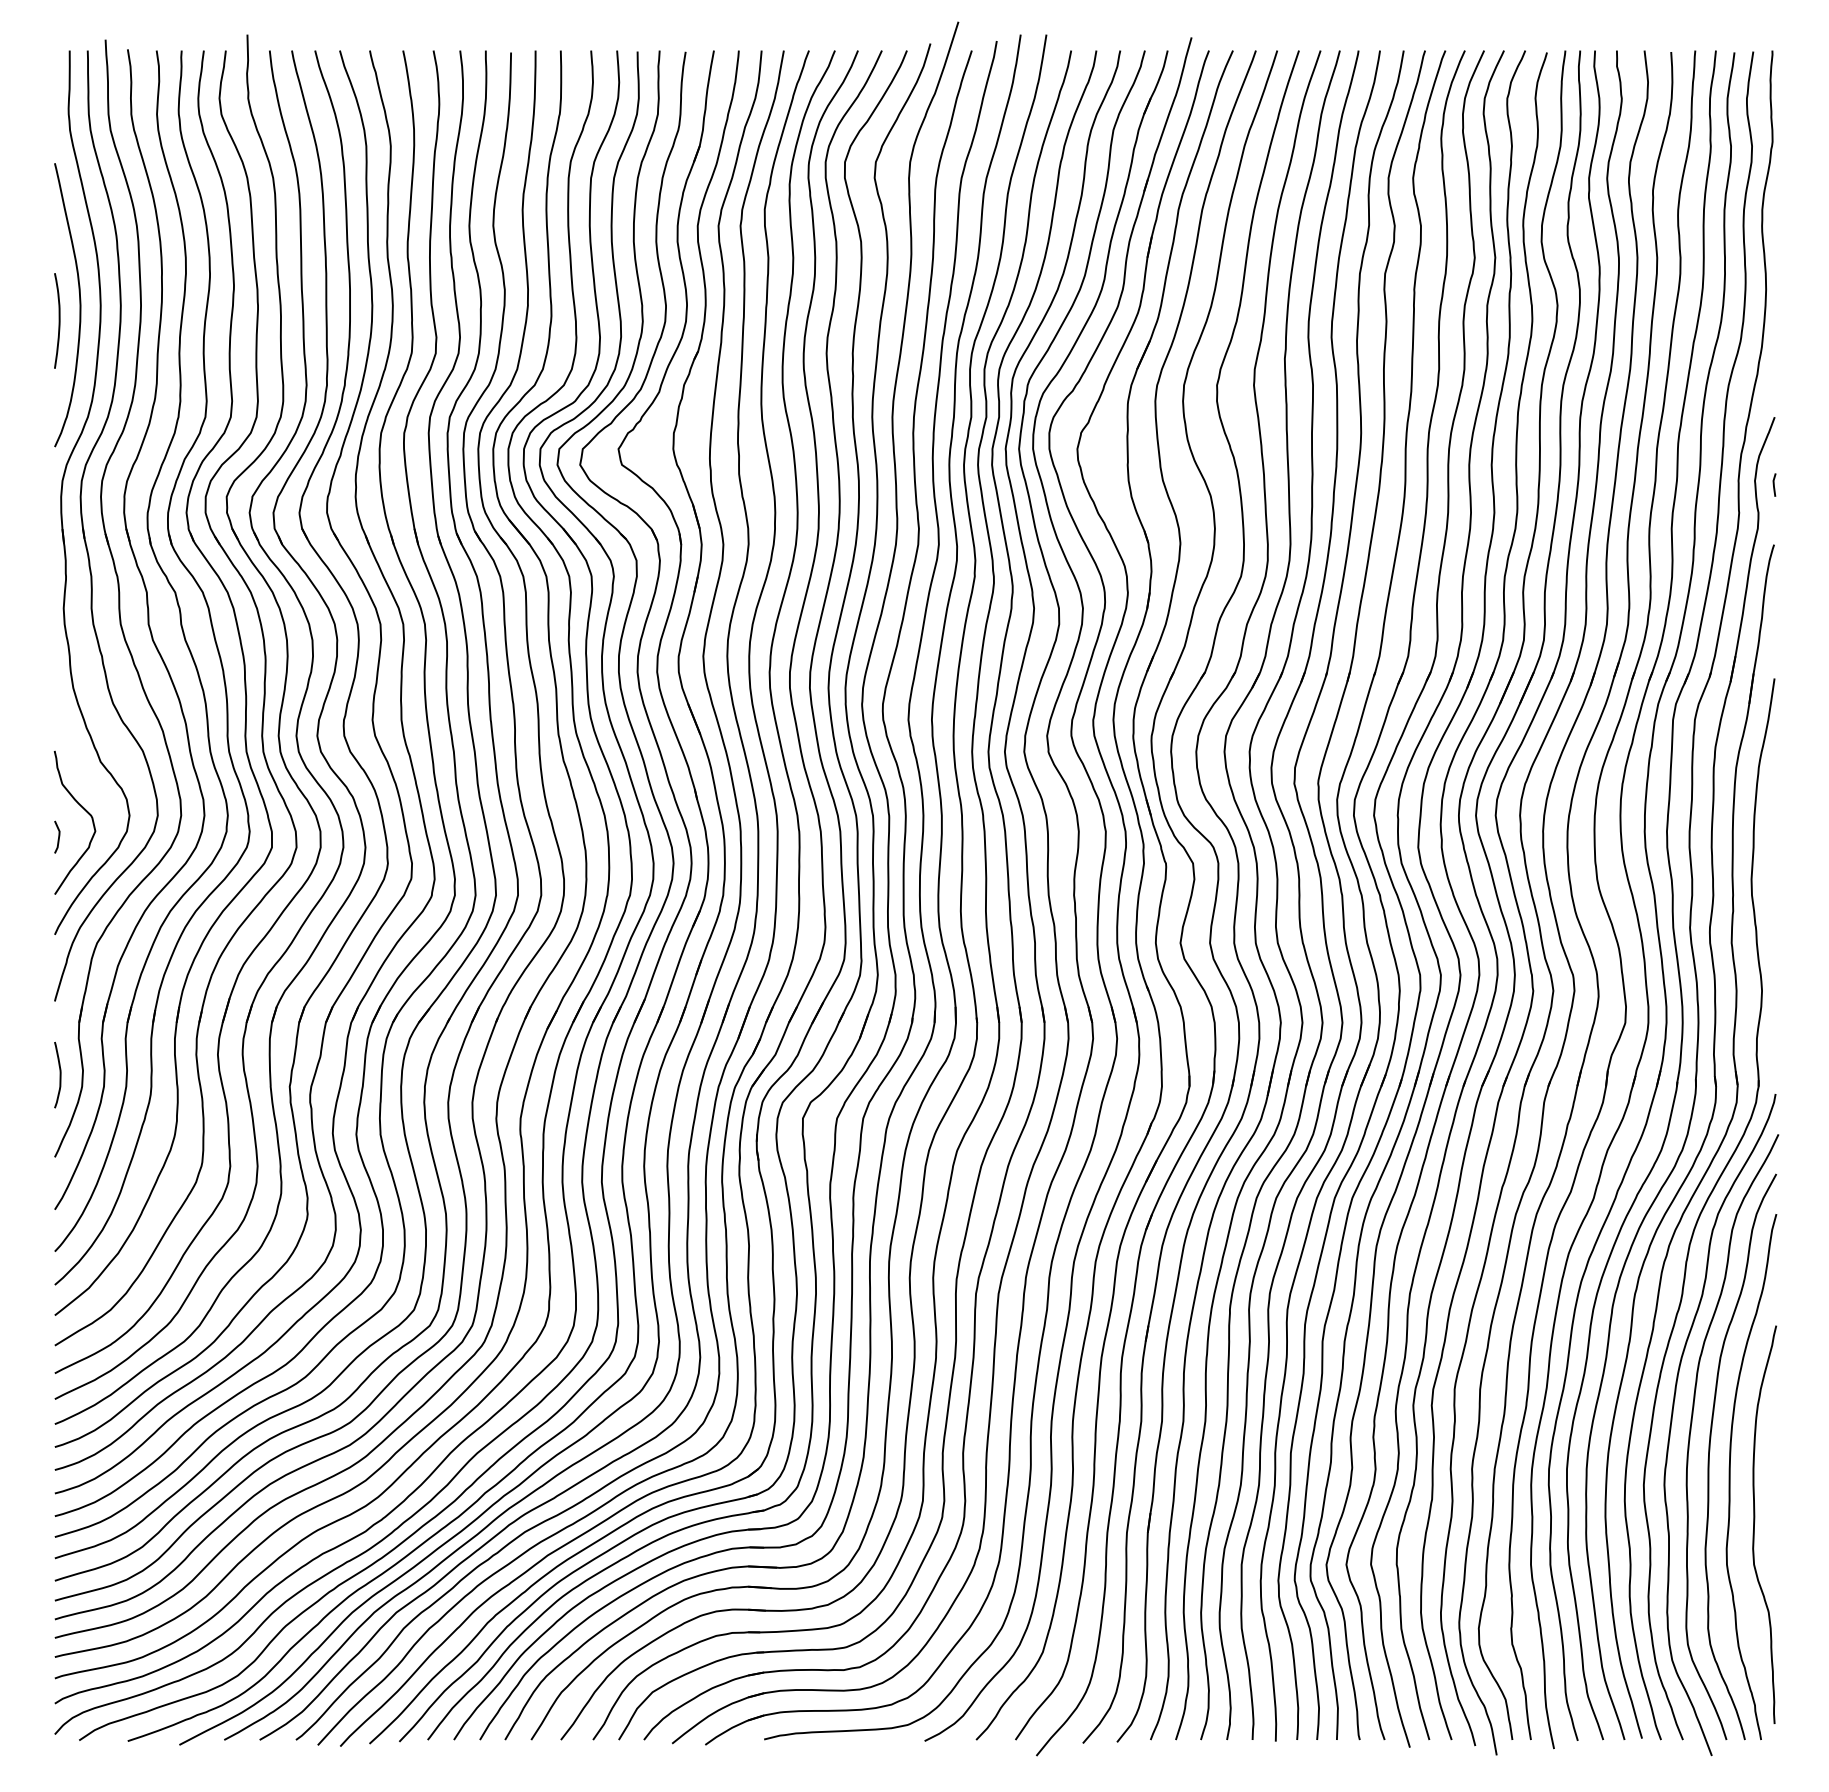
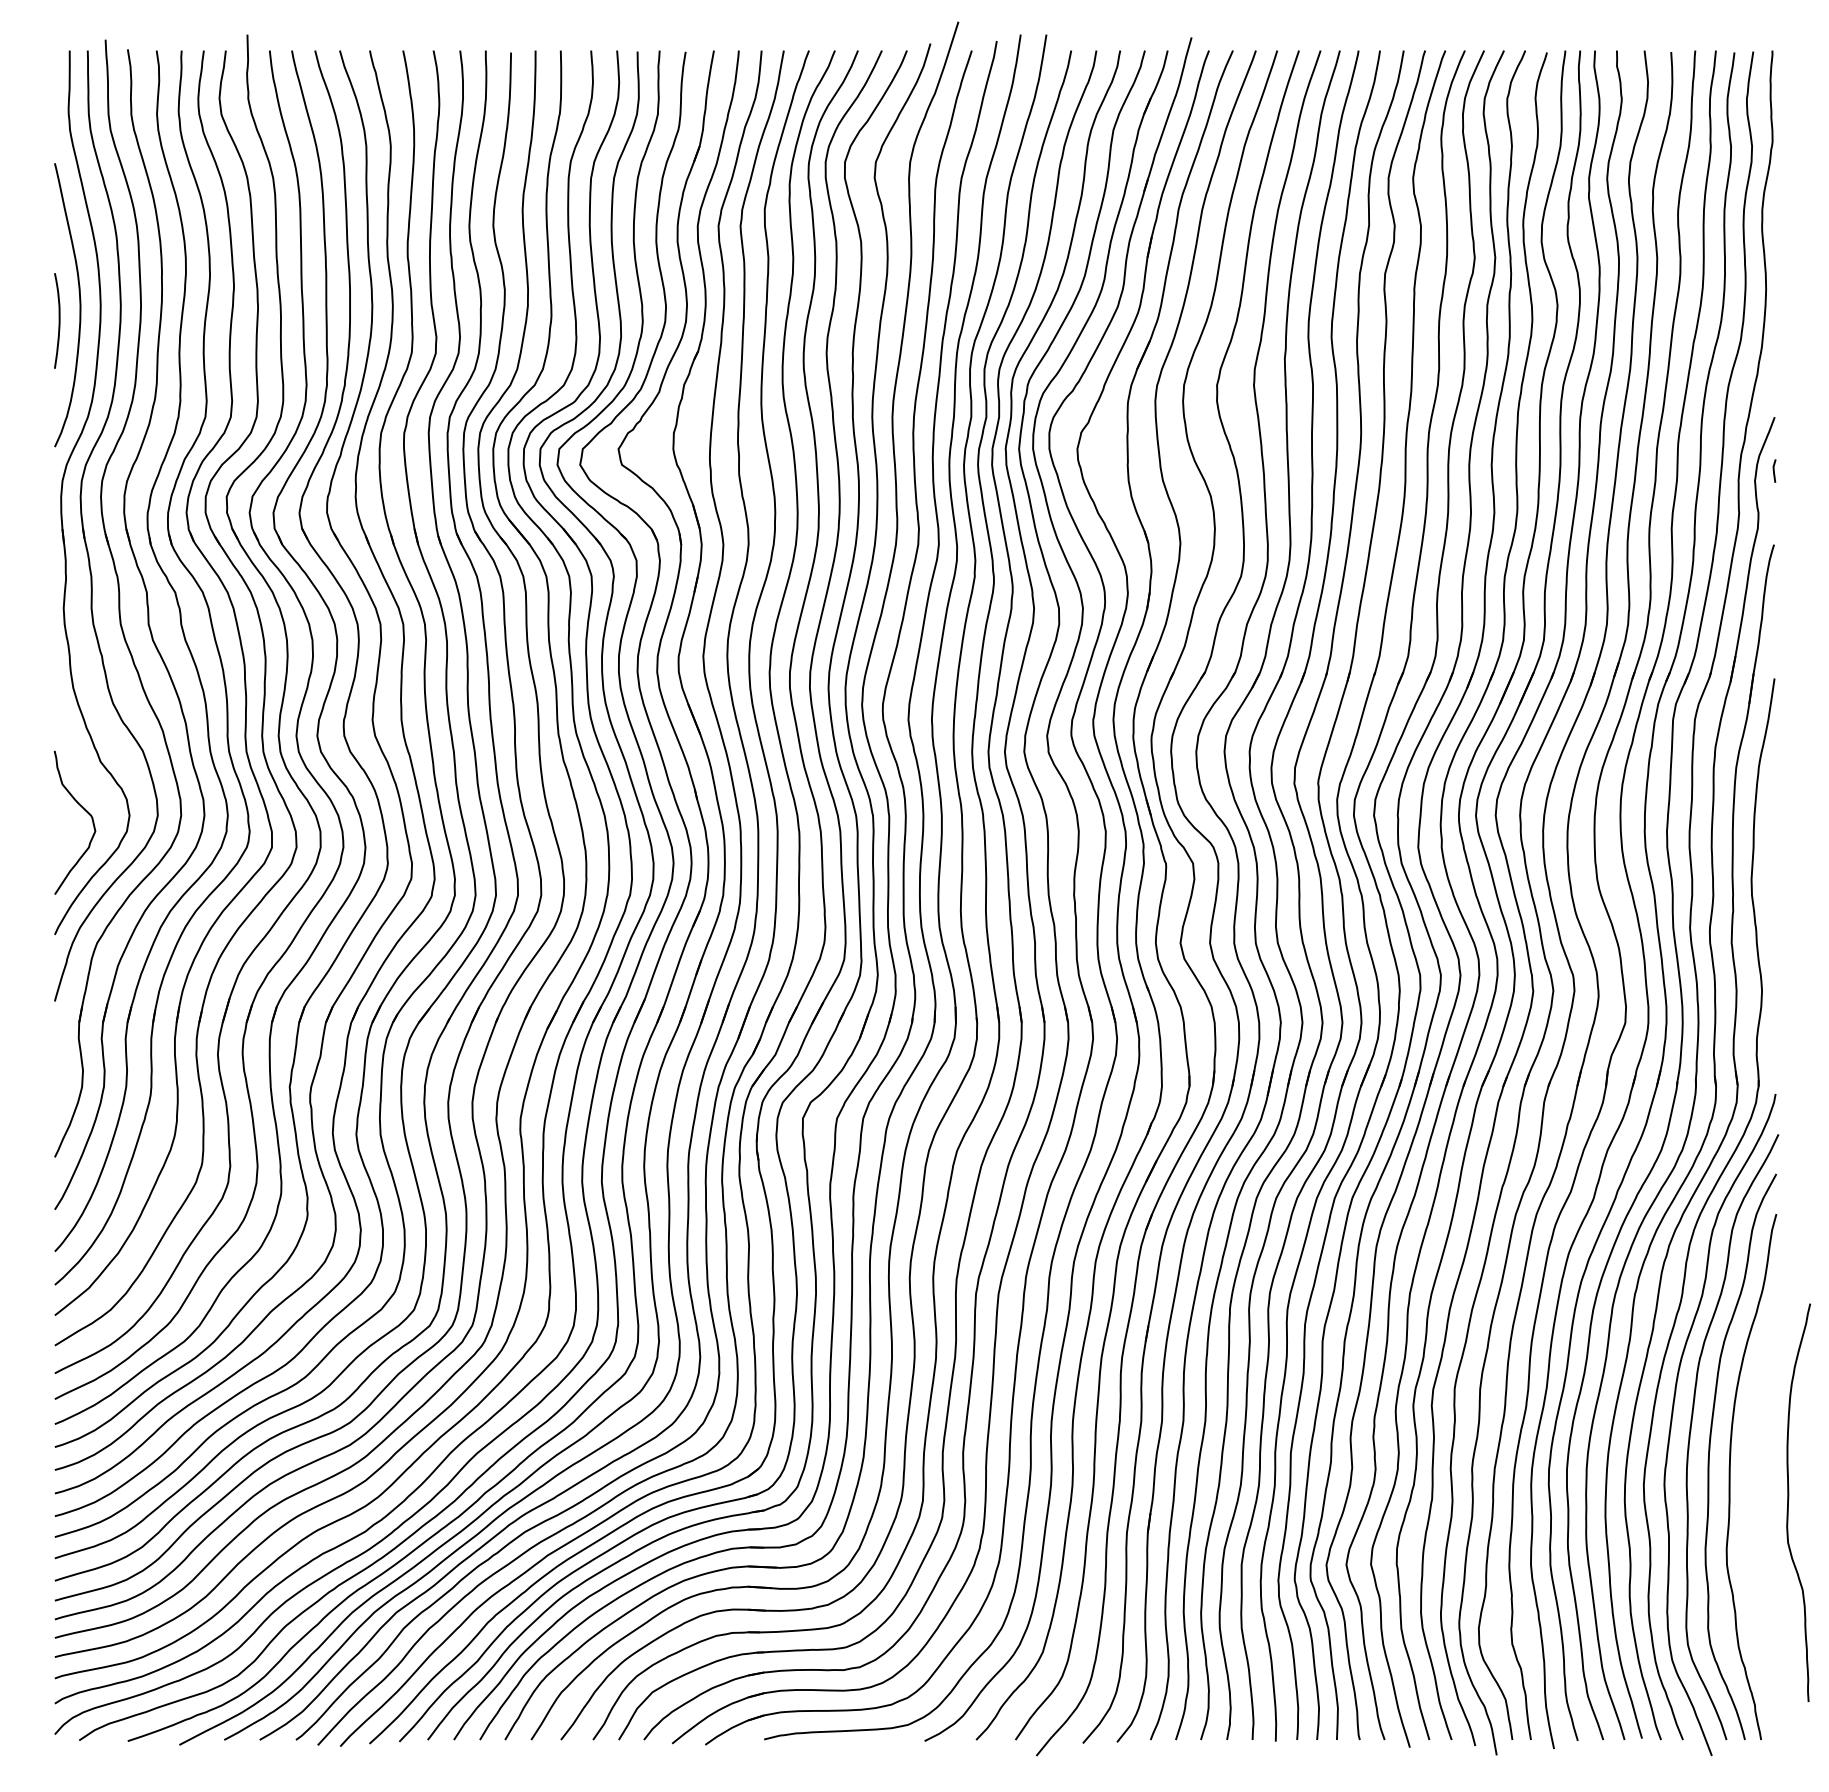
line position: (1774, 484) -> (1774, 470) (1774, 470)
line: present -> none (58, 836)
curve: present -> none (59, 1075)
curve position: (1755, 1521) -> (1789, 1499) (1789, 1499)
